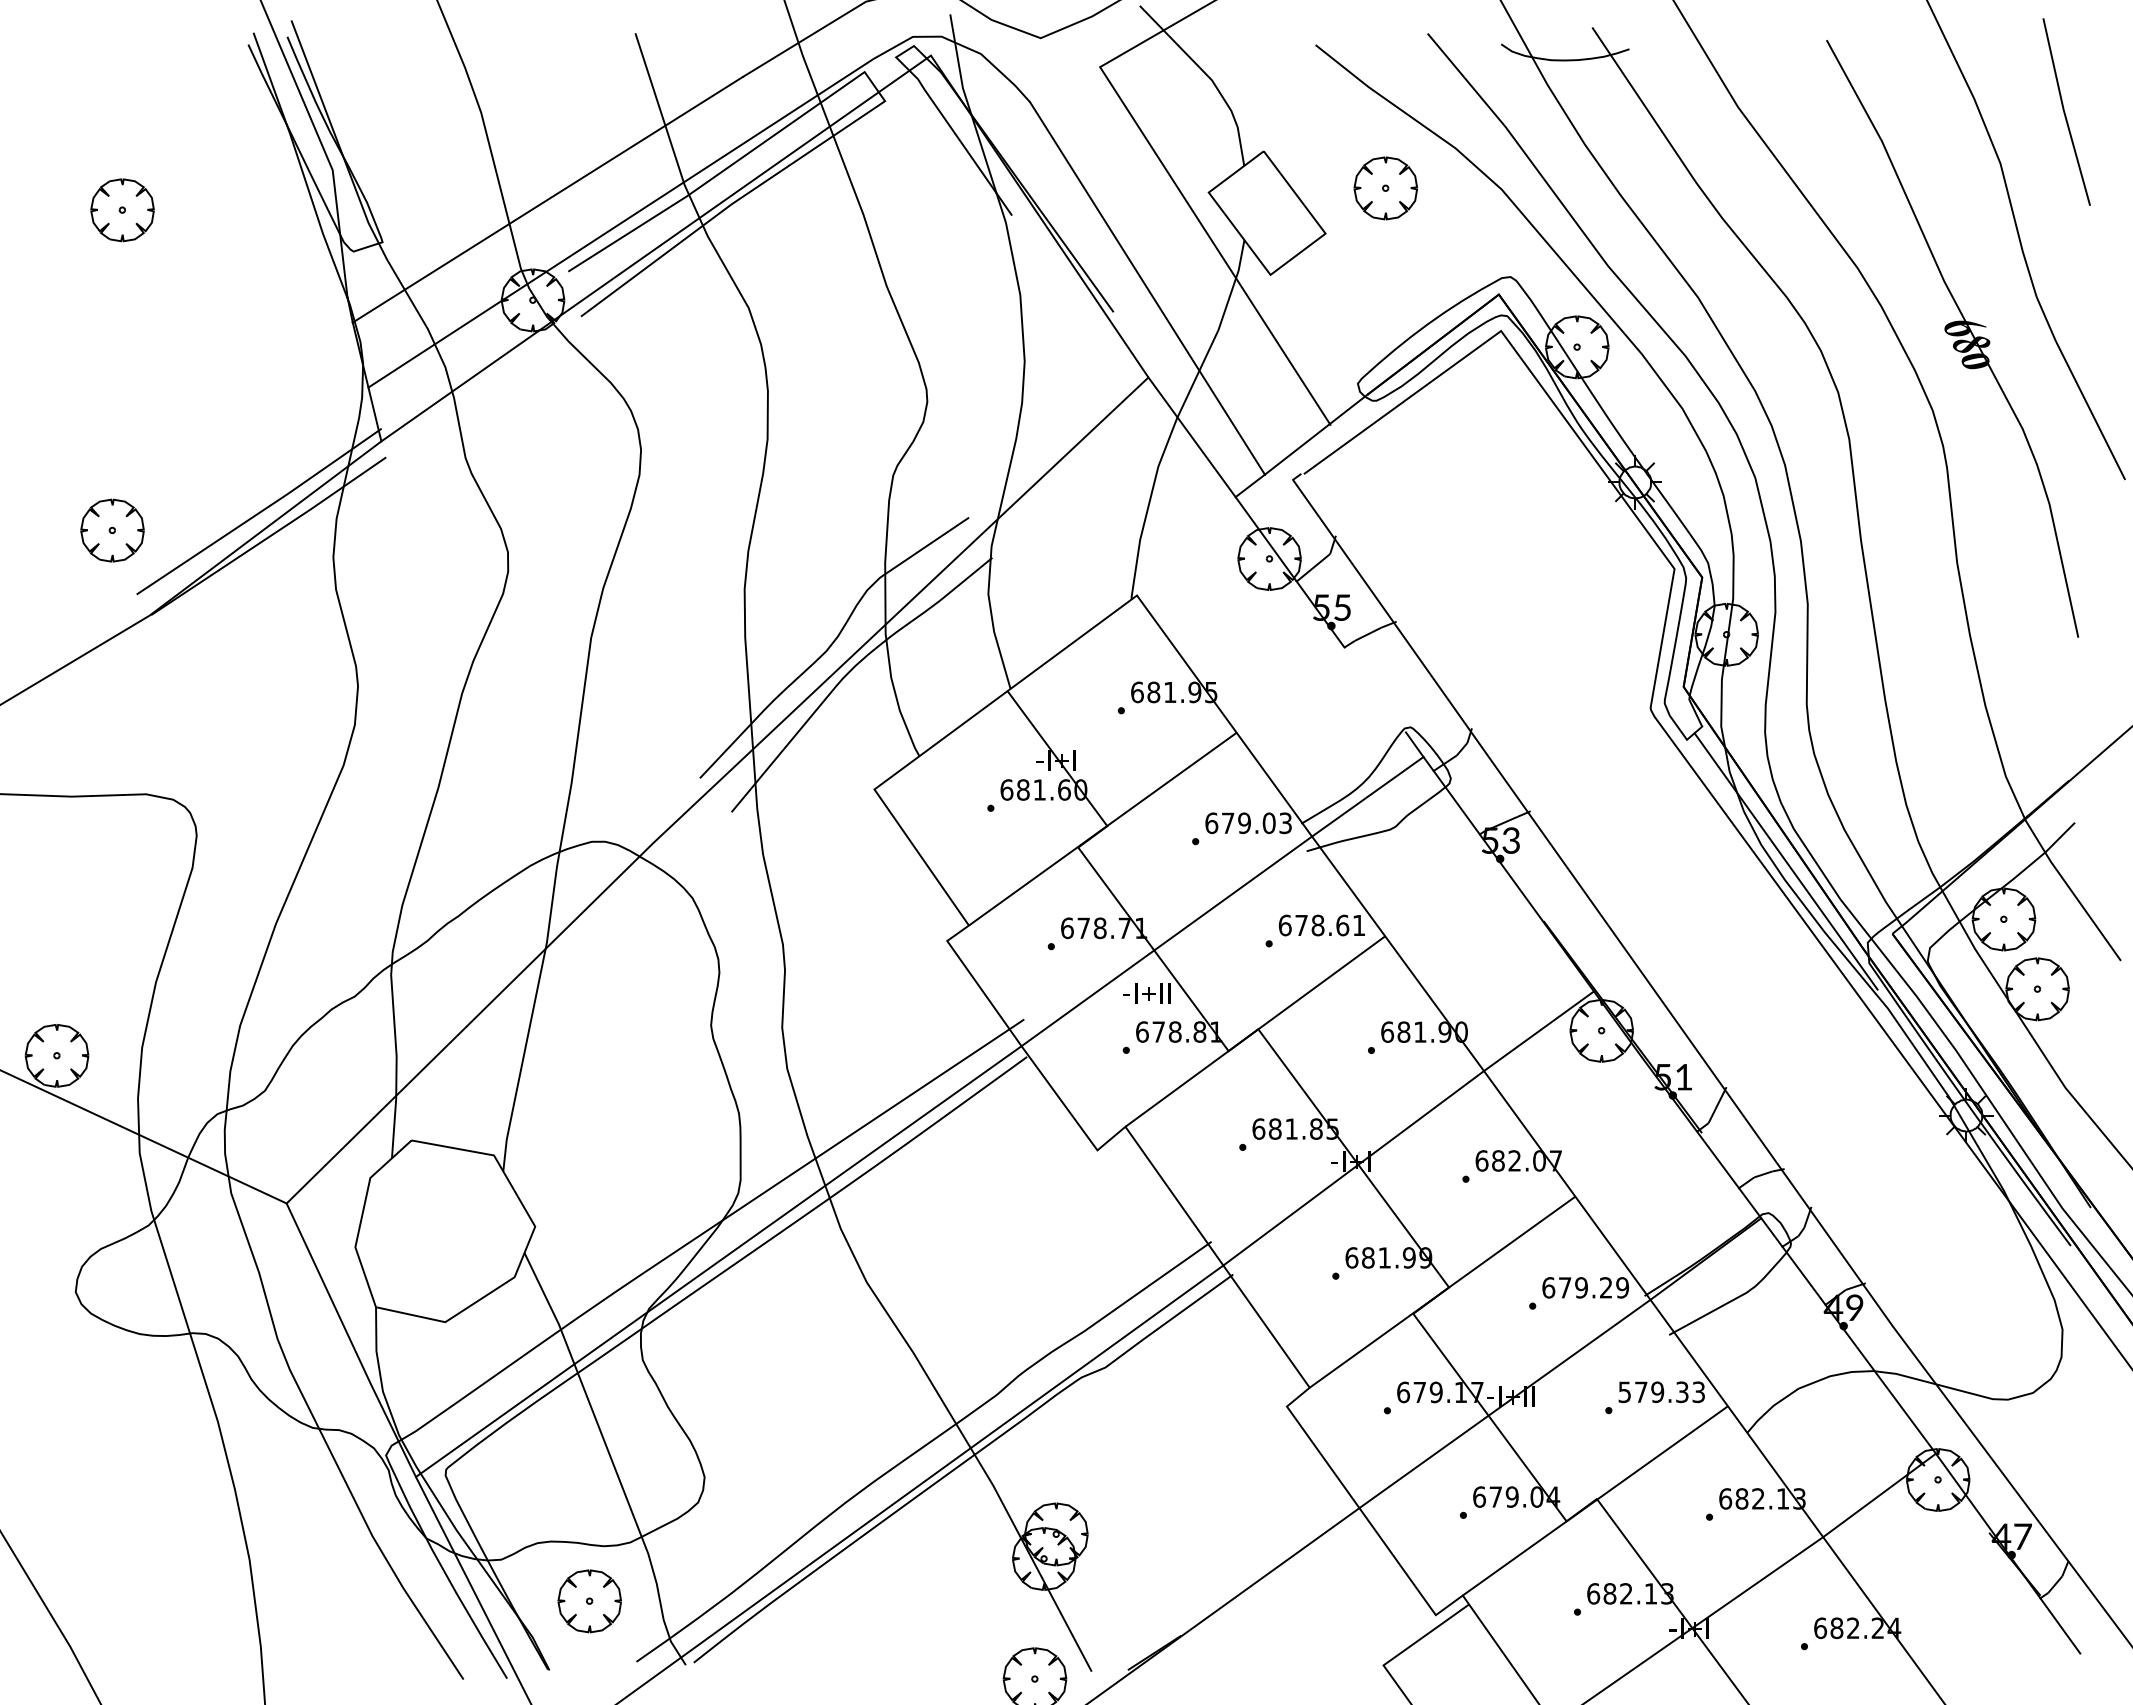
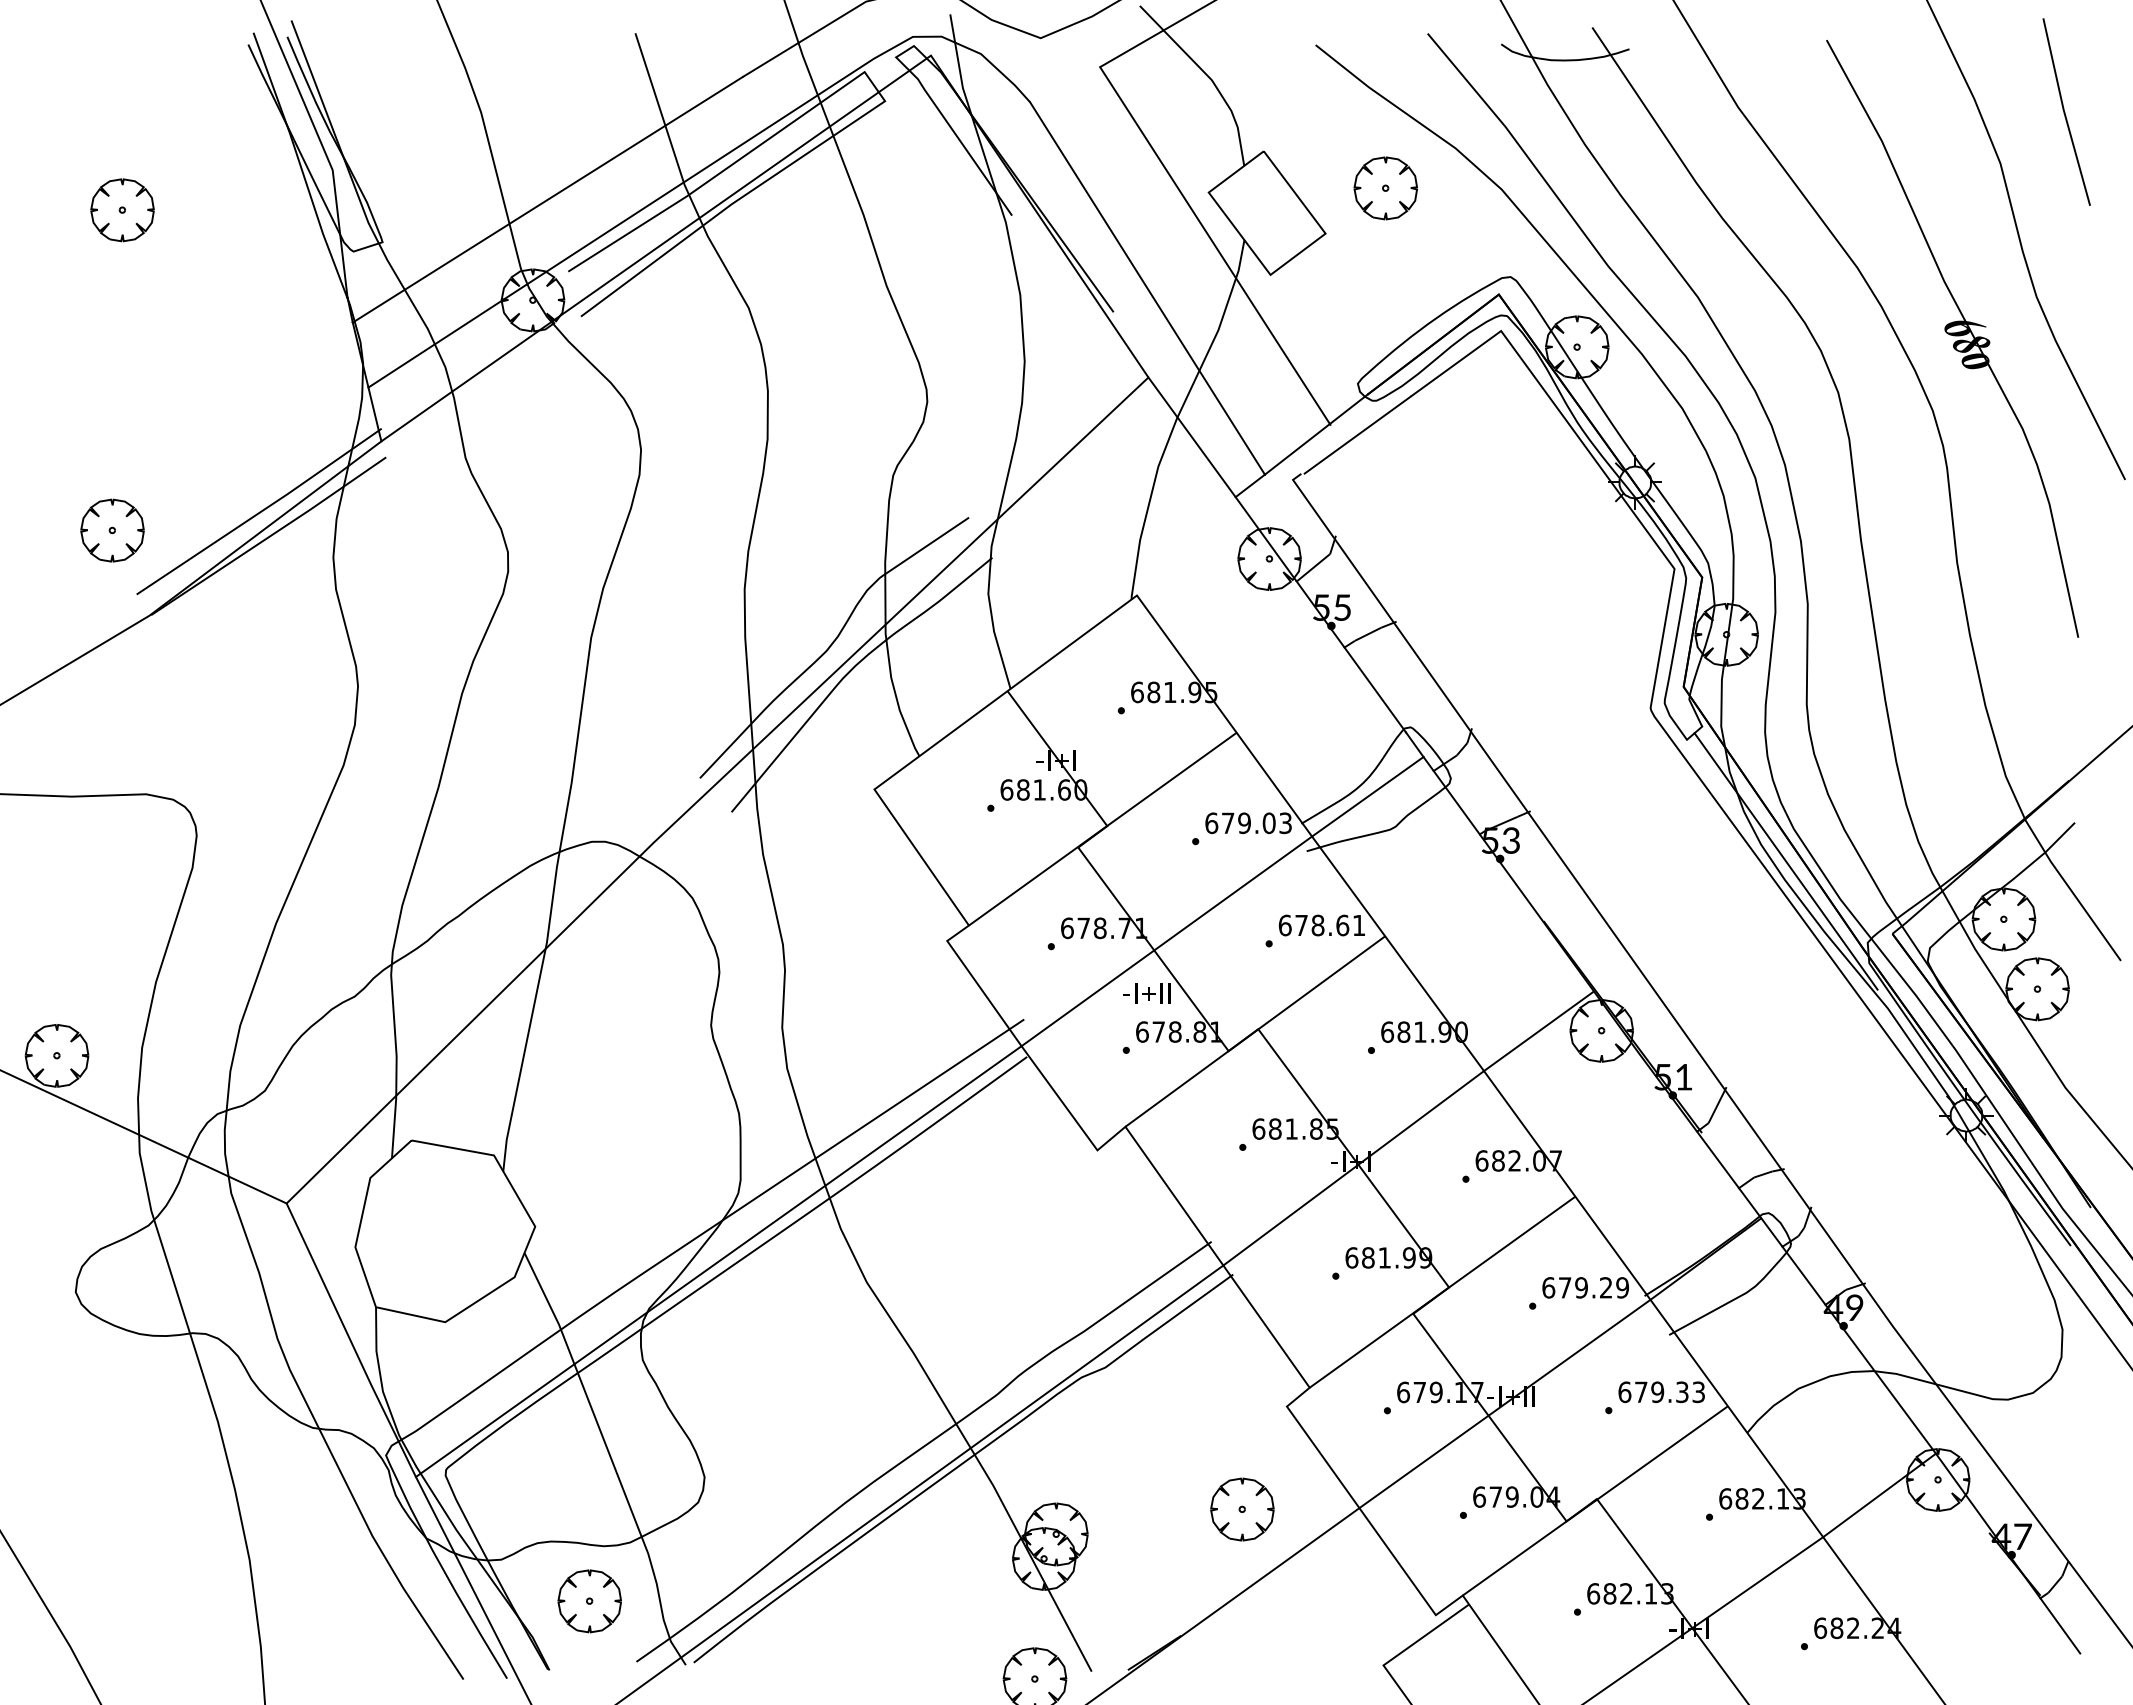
line: none -> present (1375, 689)
text: 579.33 -> 679.33 (1624, 1392)
part: none -> present (1242, 1509)
